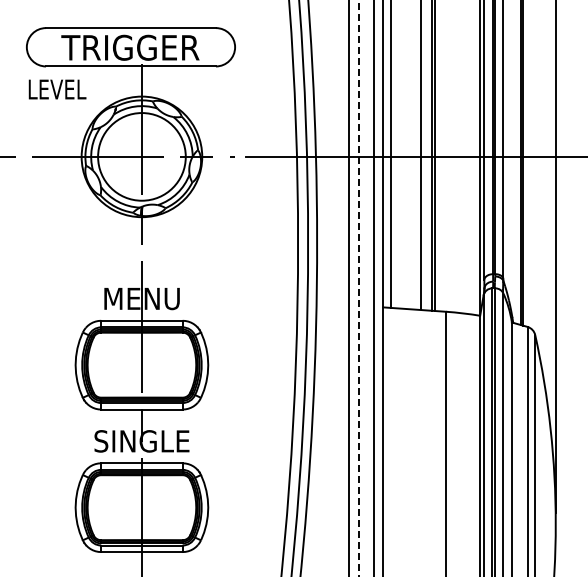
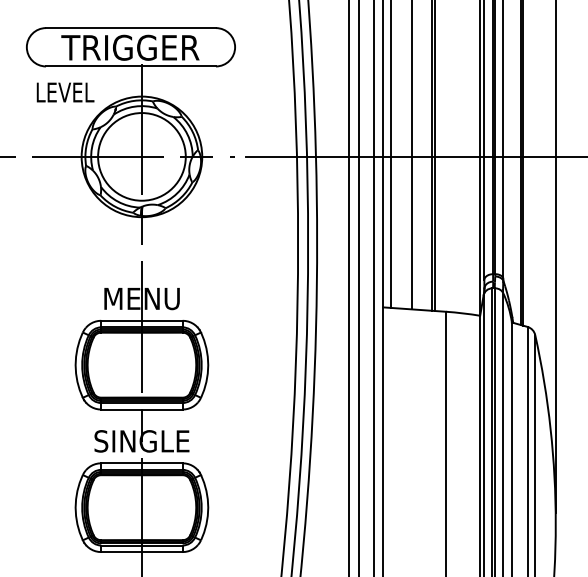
text position: (57, 89) -> (65, 92) (65, 92)
line position: (420, 155) -> (411, 155) (411, 155)
line: dashed -> solid (359, 288)
